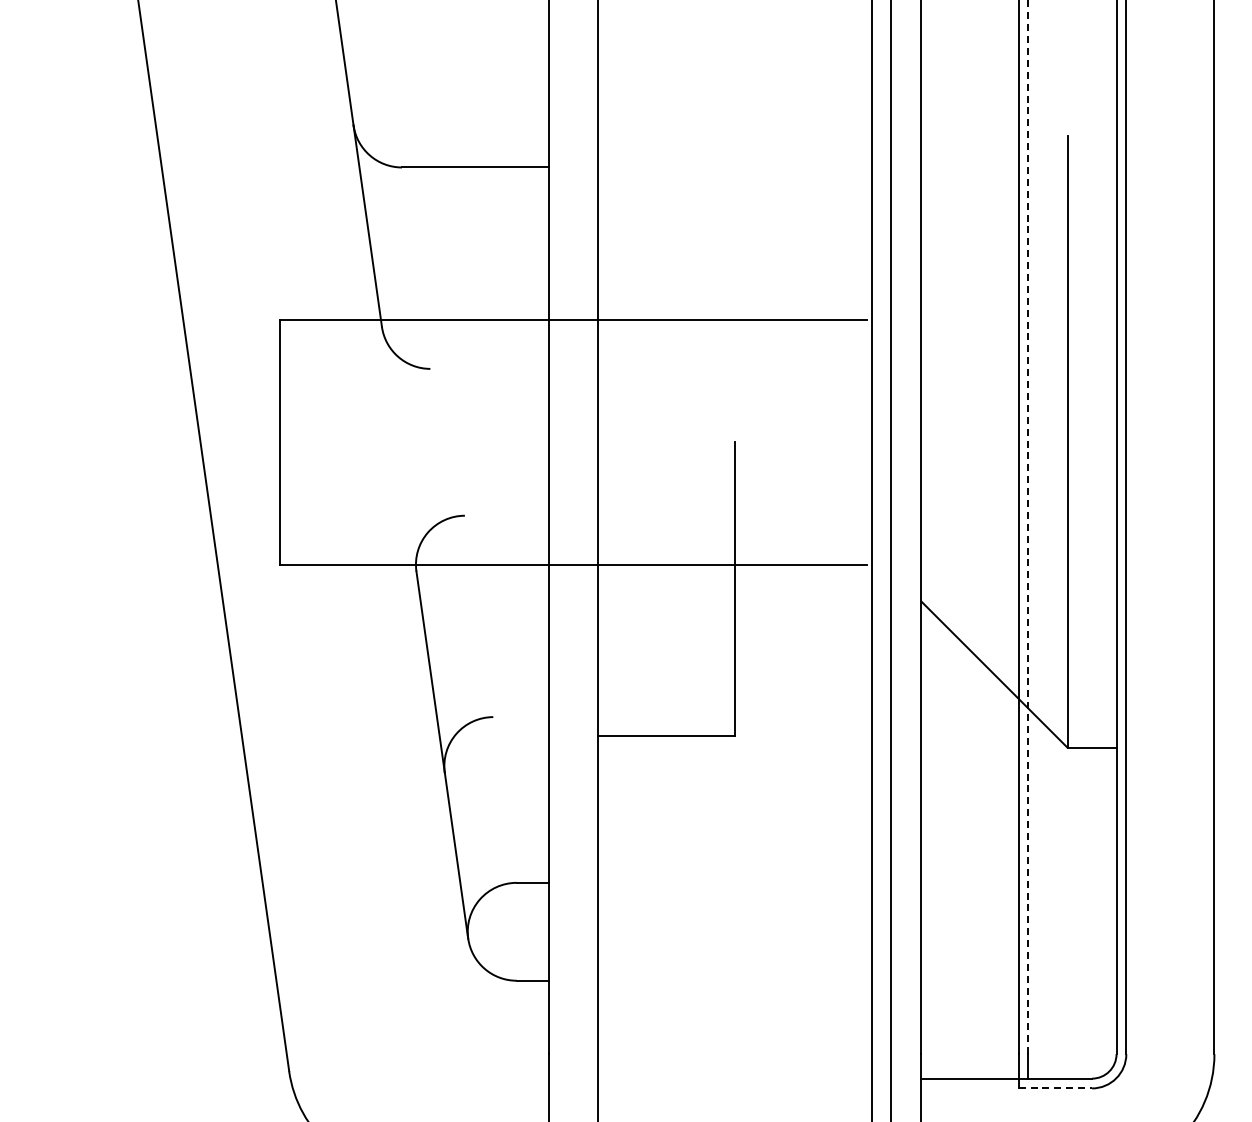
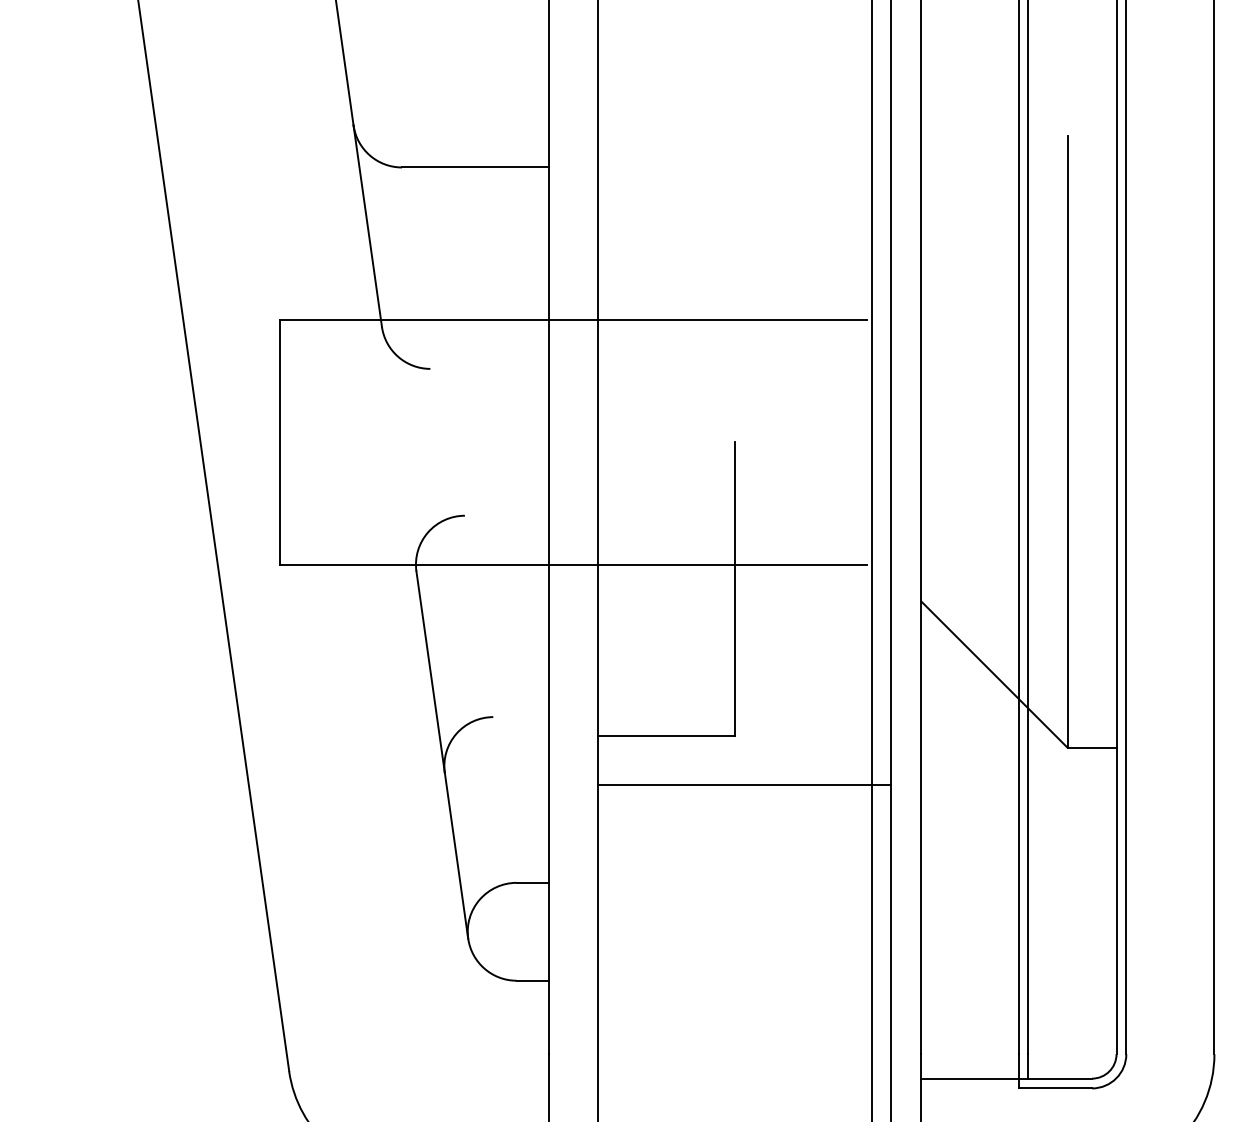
line: dashed -> solid (1028, 527)
line: none -> present (744, 784)
line: dashed -> solid (1055, 1088)
